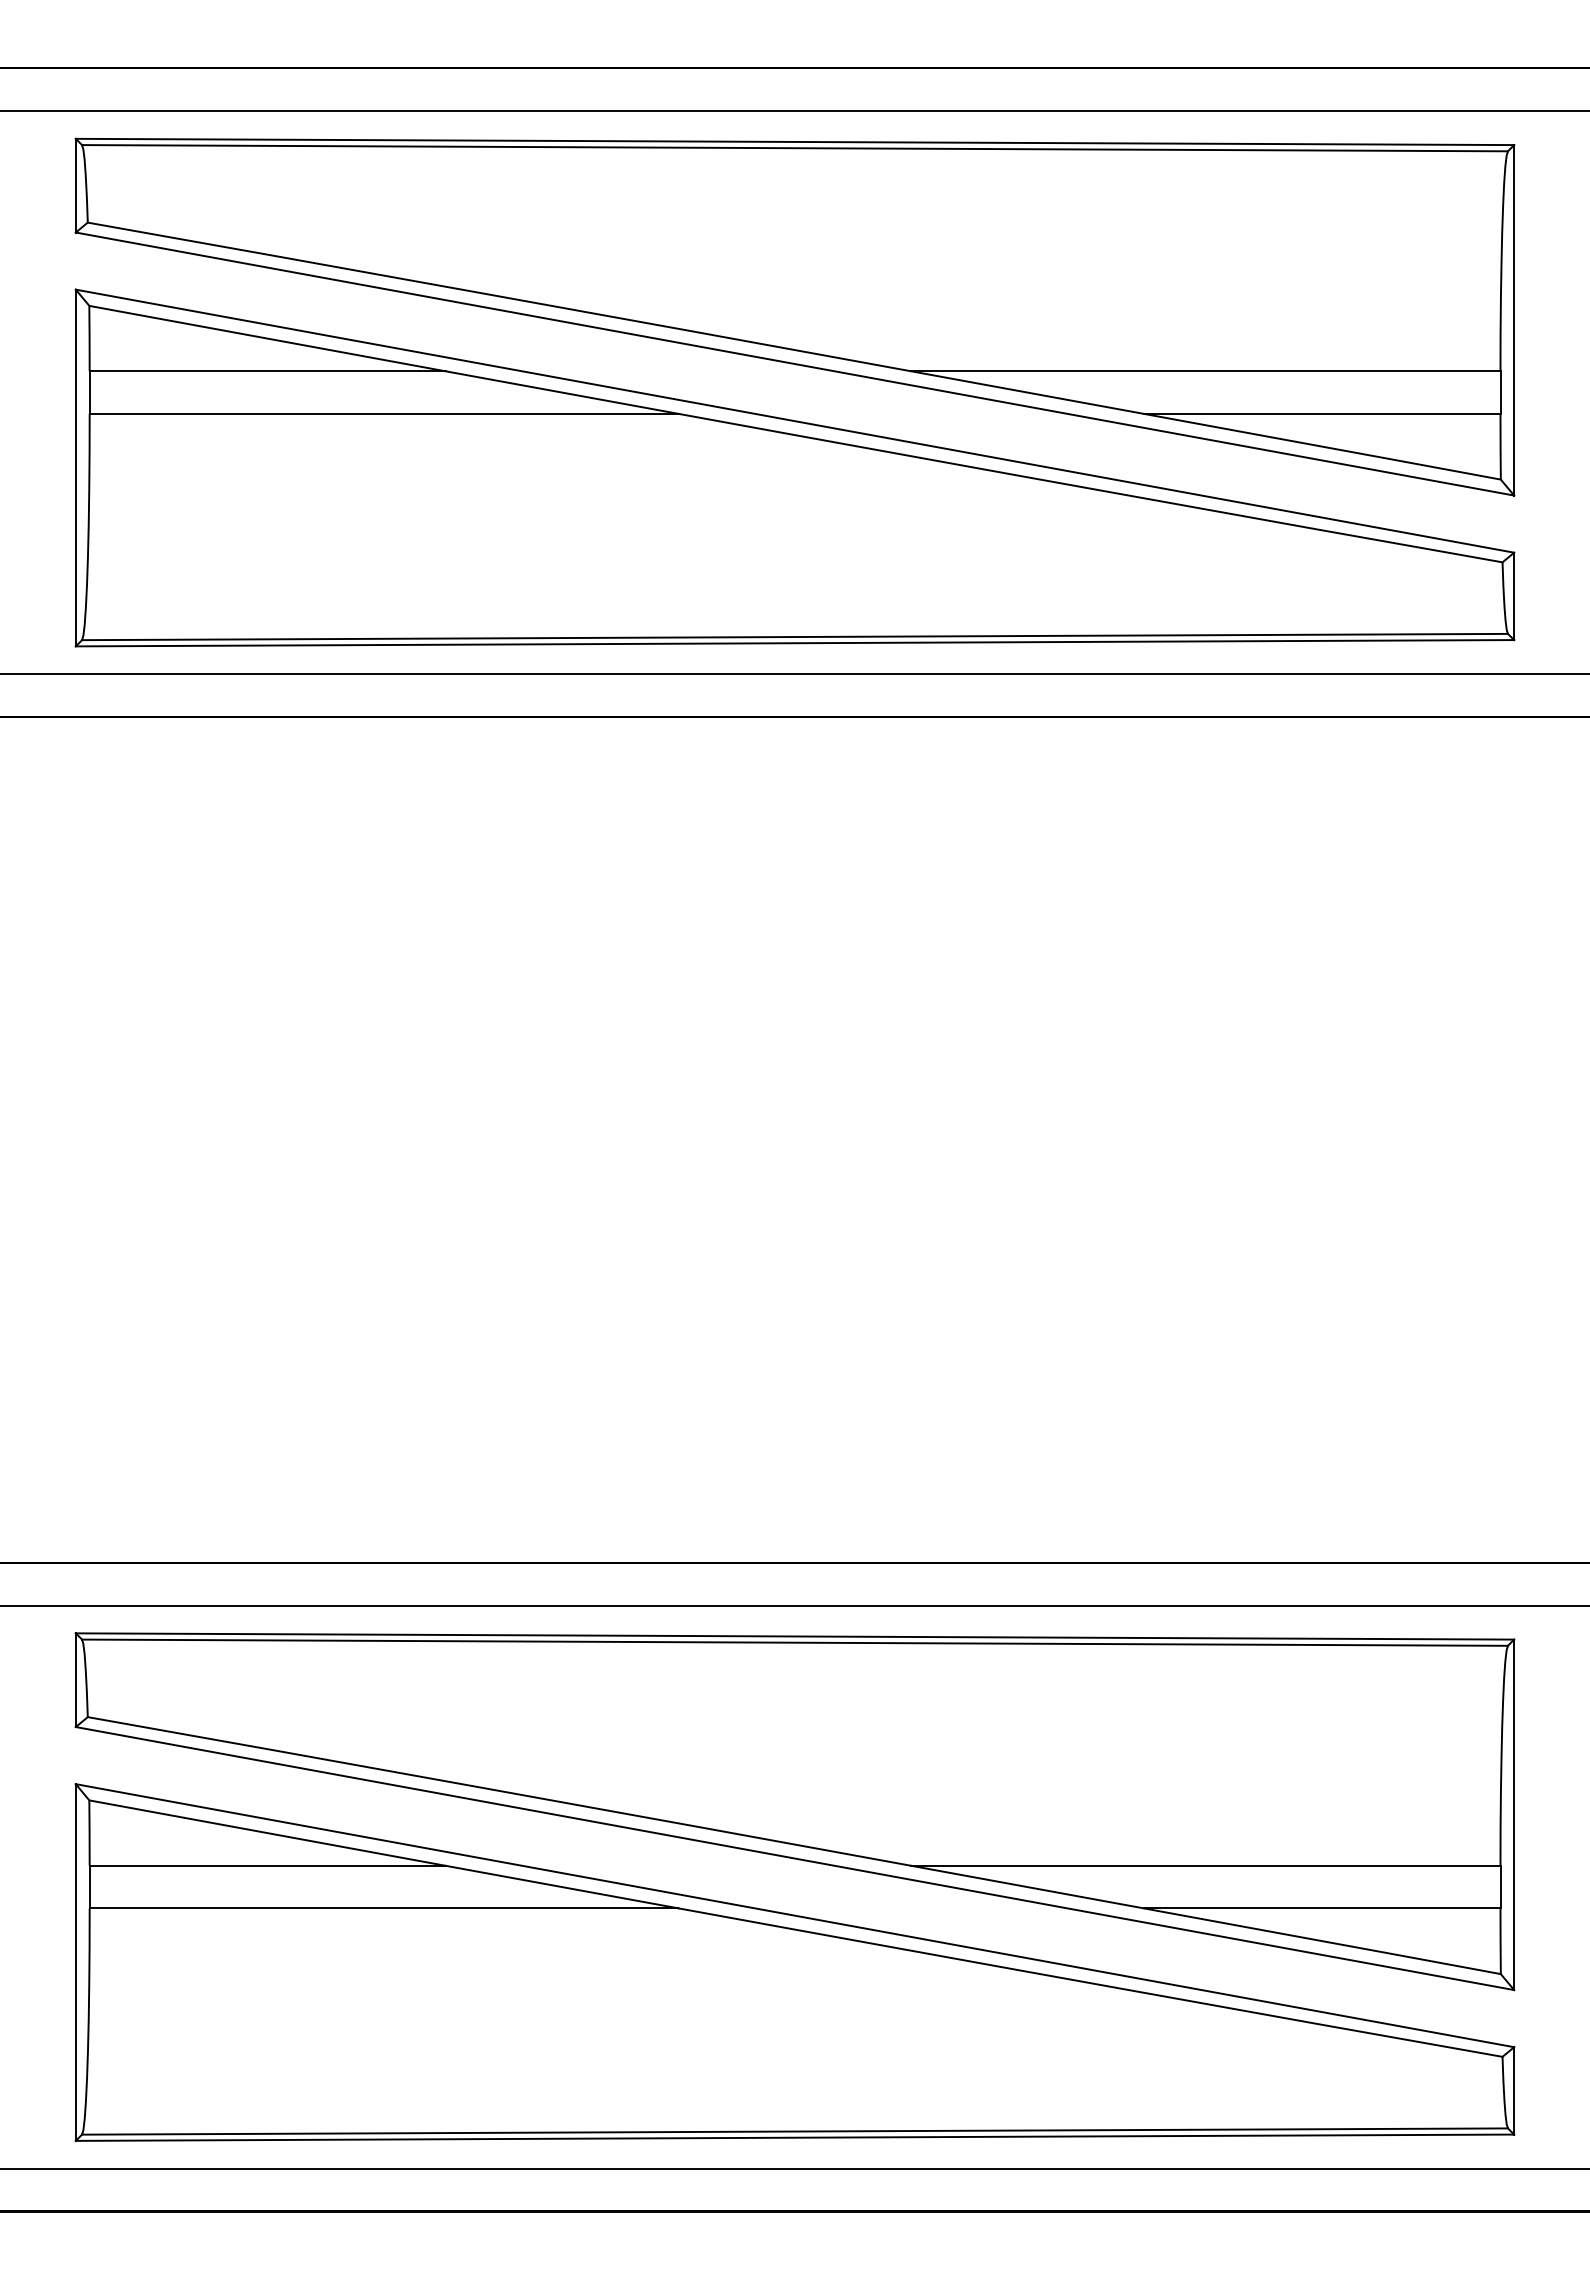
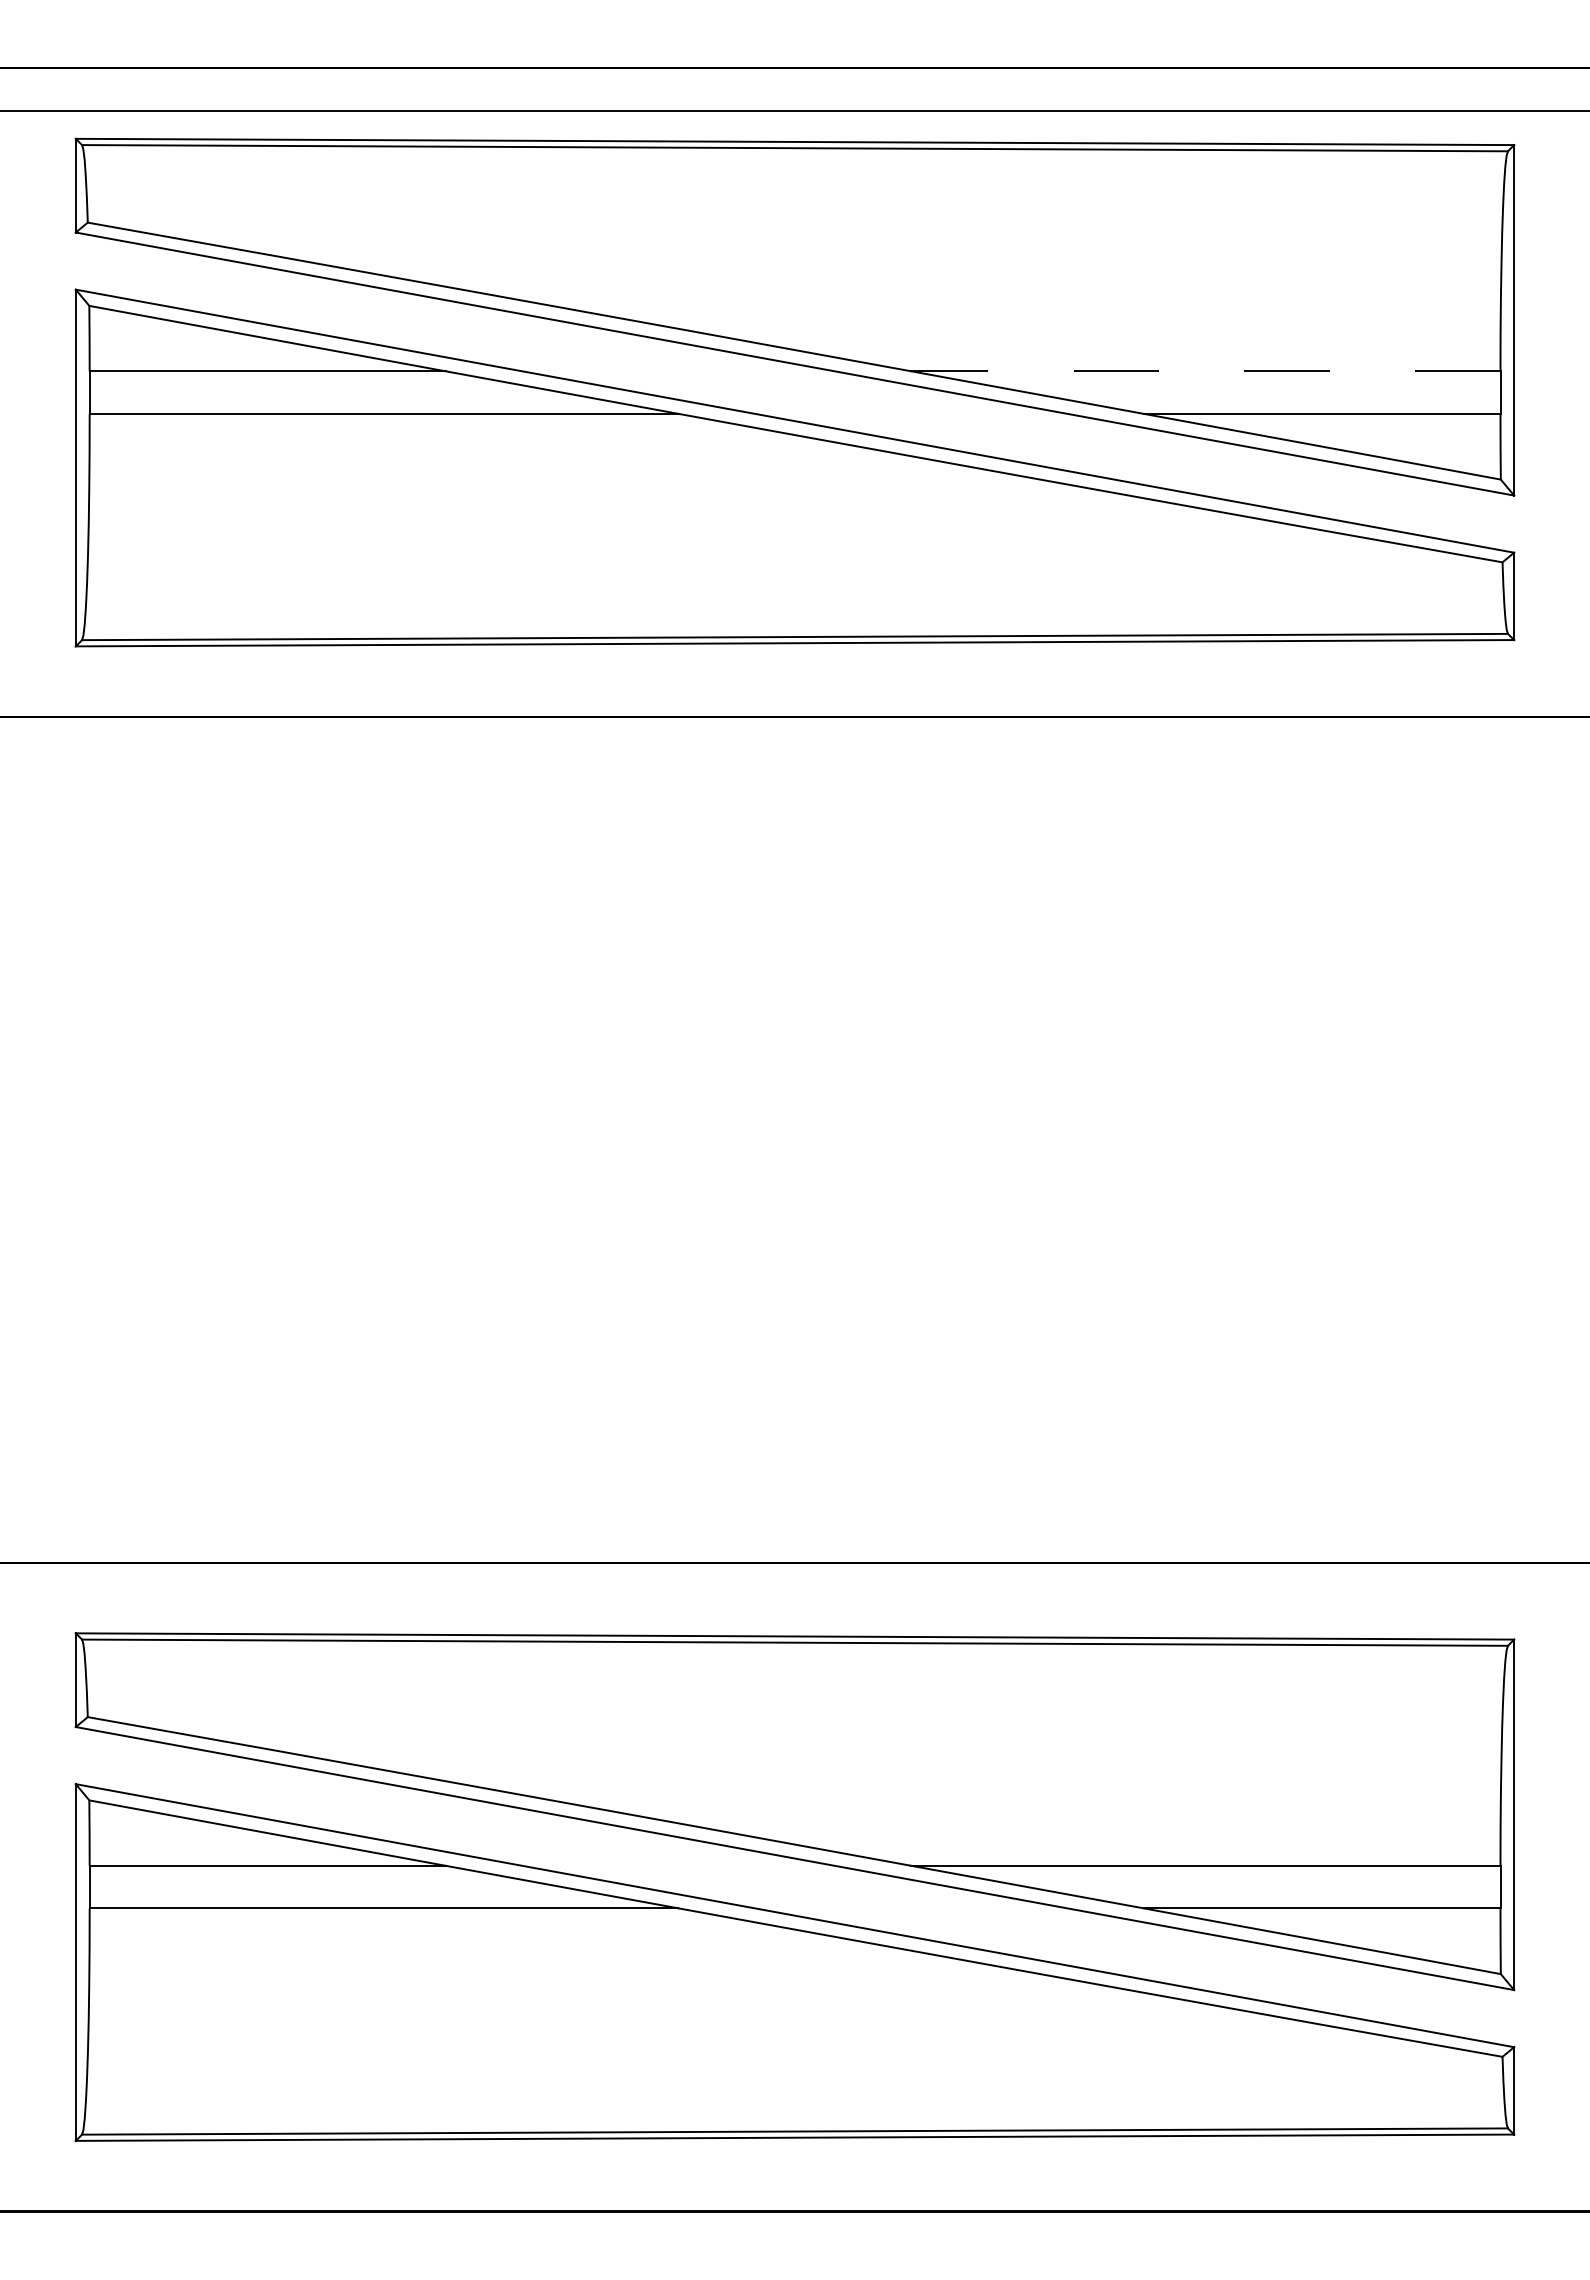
line: solid -> dashed (1205, 371)
line: present -> none (794, 674)
line: present -> none (794, 1605)
line: present -> none (794, 2168)
